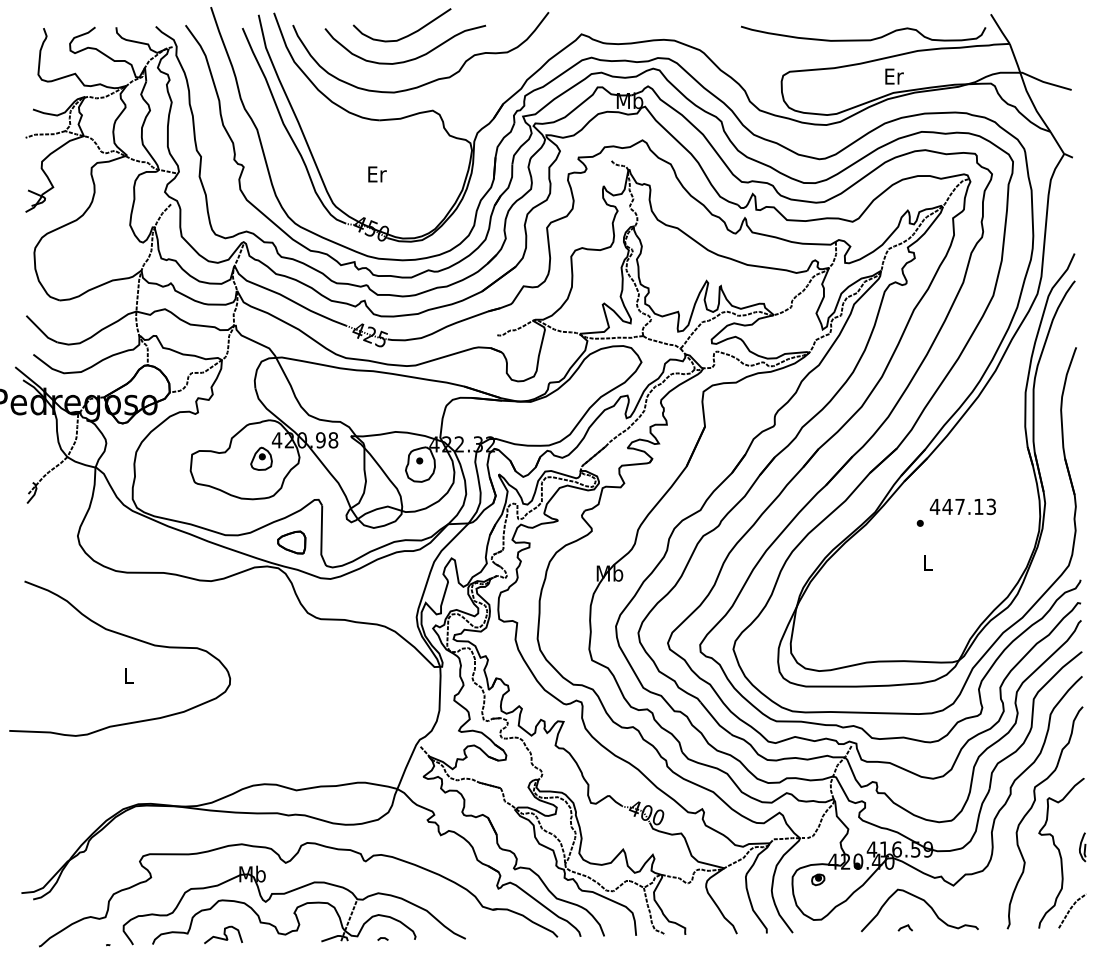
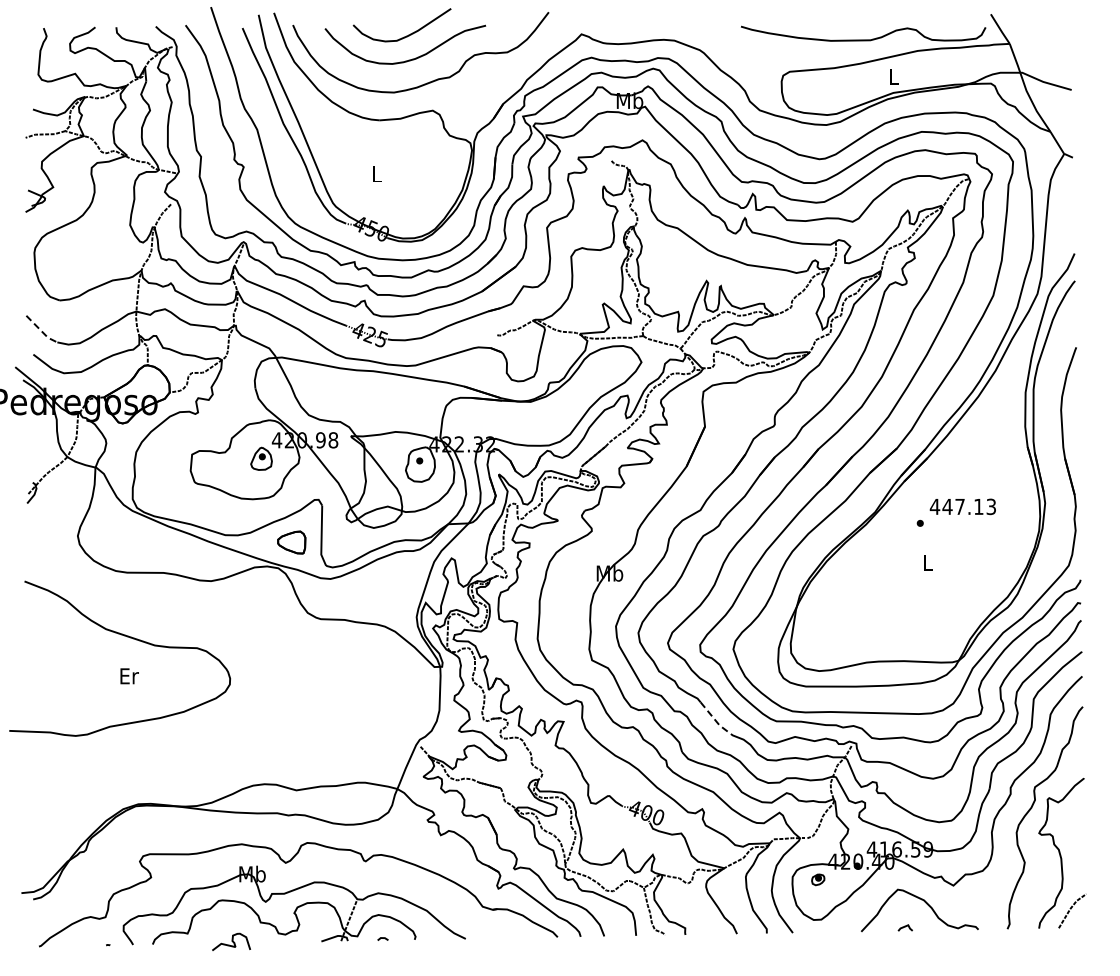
text: Er -> L (894, 76)
text: Er -> L (377, 174)
line: solid -> dashed (41, 331)
text: L -> Er (129, 676)
line: solid -> dashed (715, 720)
part: present -> none (1082, 847)
curve position: (223, 934) -> (231, 941) (231, 941)
